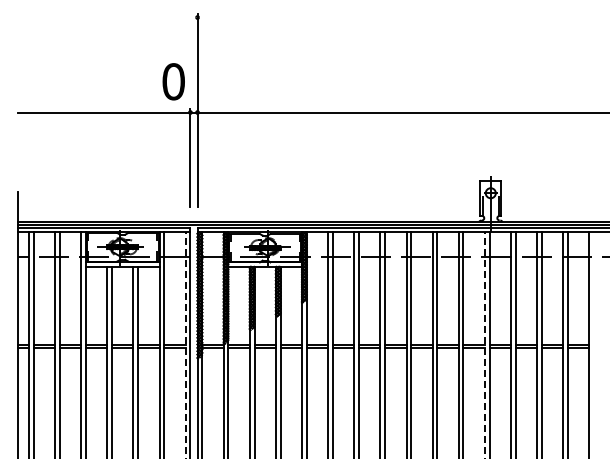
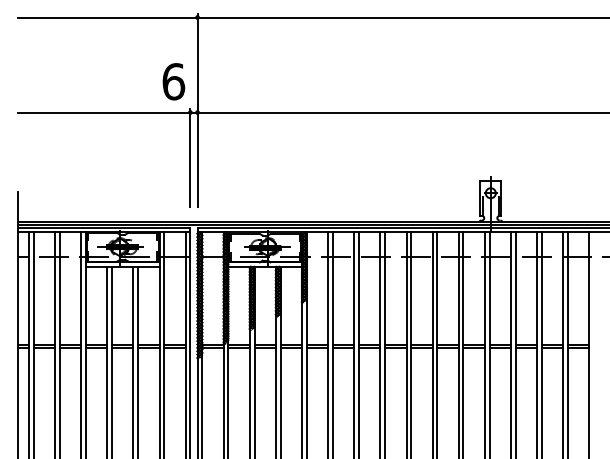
line: none -> present (312, 17)
text: 0 -> 6 (173, 81)
line: dashed -> solid (185, 345)
line: dashed -> solid (484, 345)
